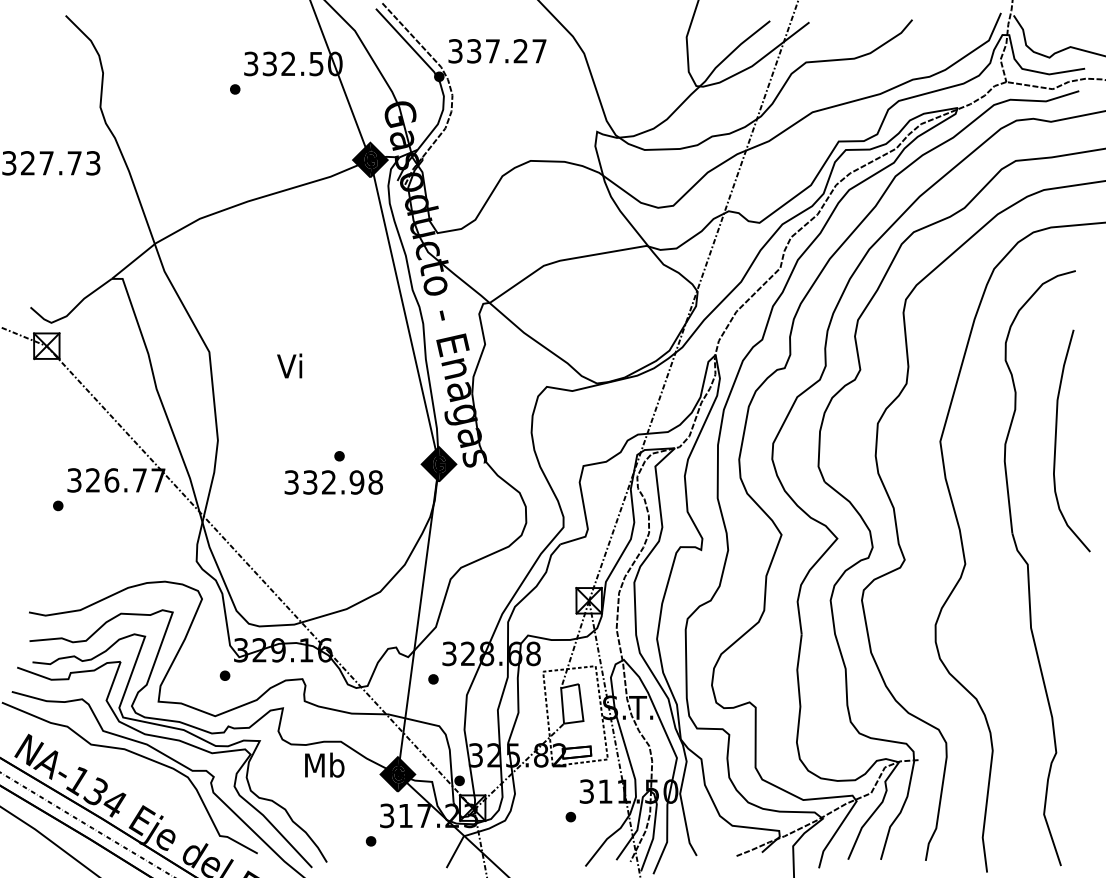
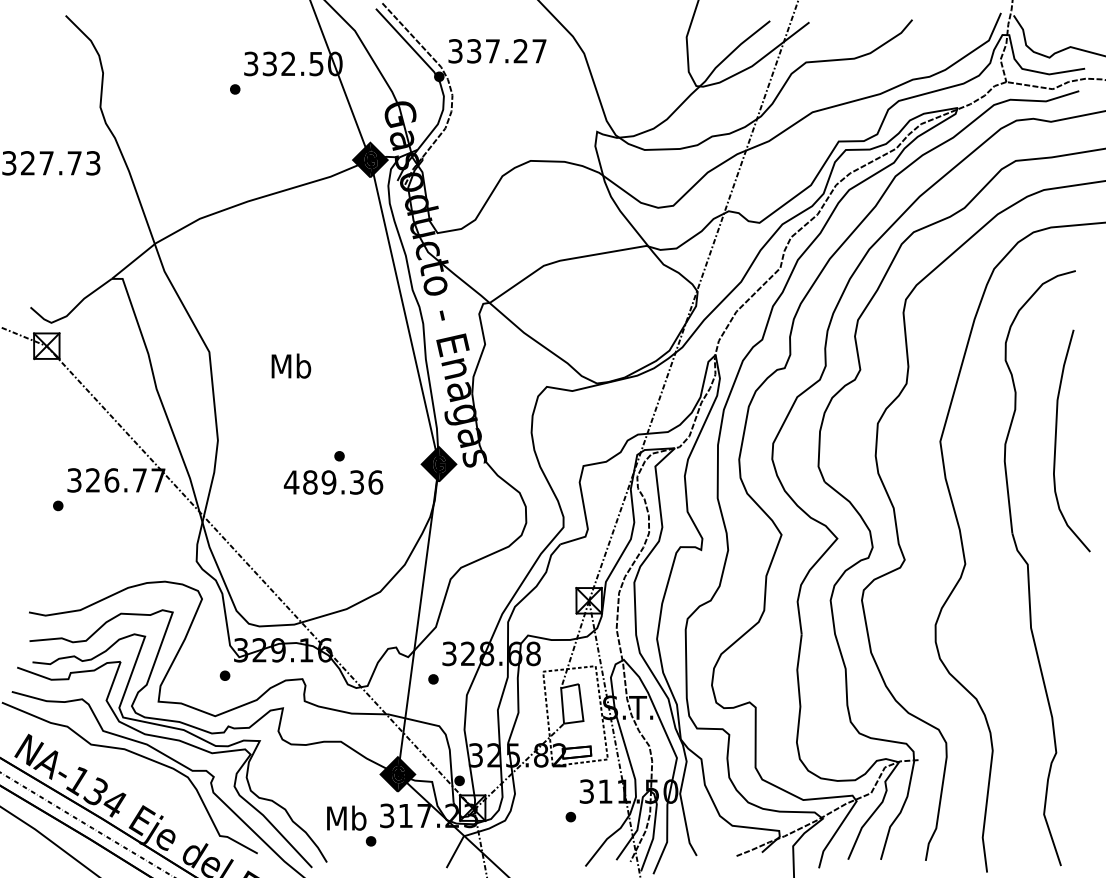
text: Vi -> Mb (291, 365)
text: 332.98 -> 489.36 (333, 482)
text position: (324, 764) -> (346, 817) (346, 817)
